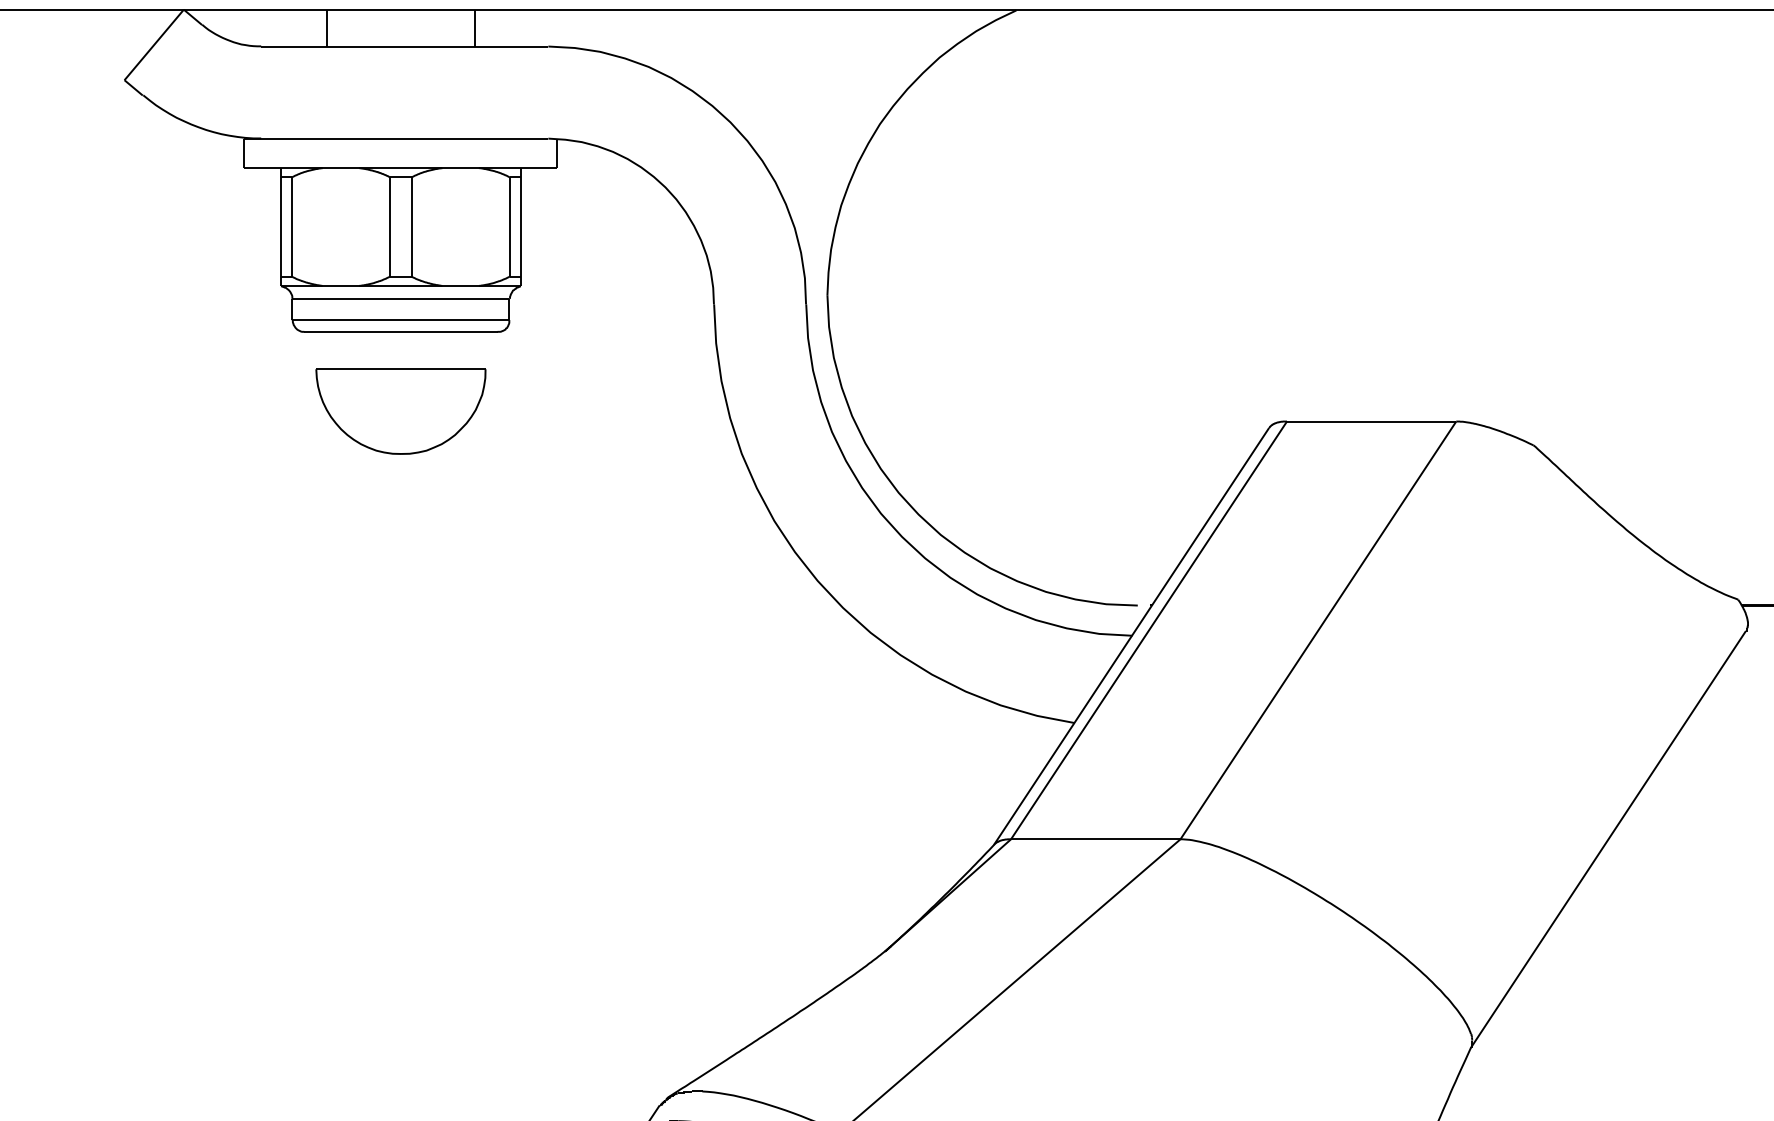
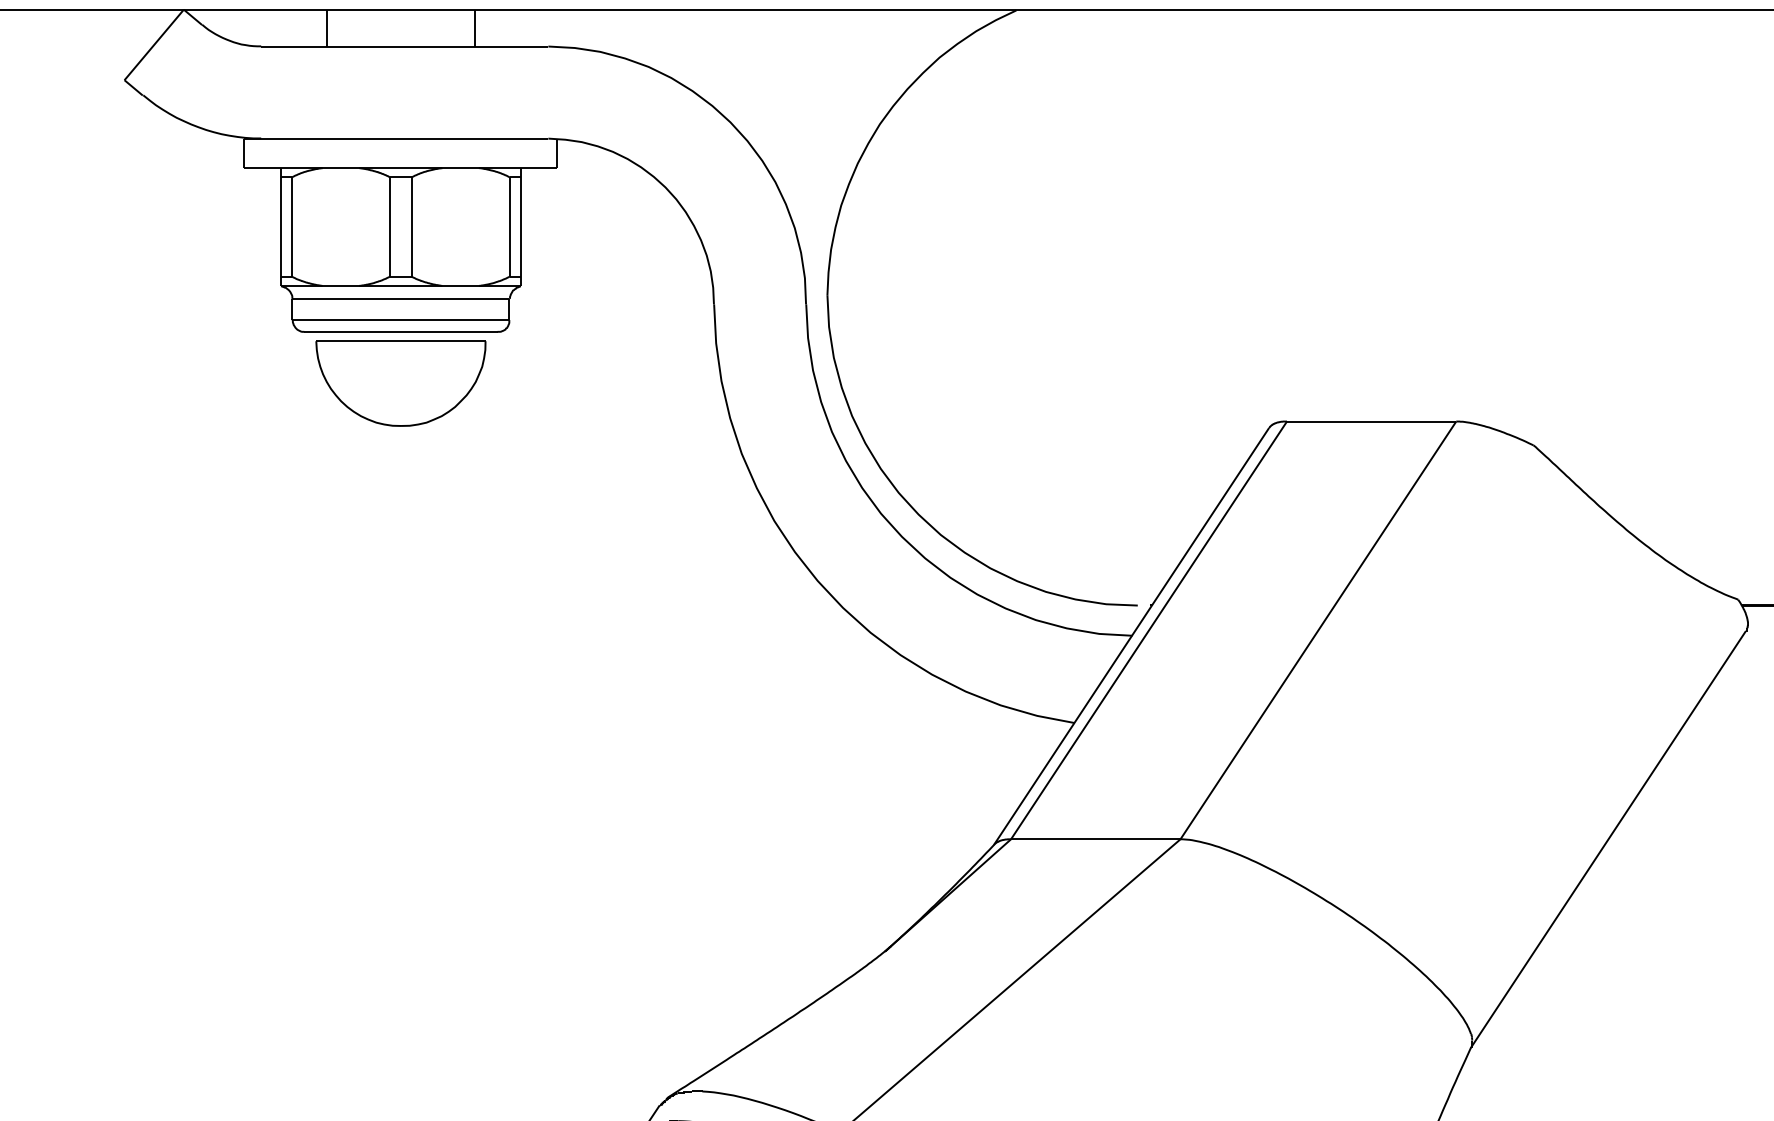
part position: (400, 411) -> (400, 383) (400, 383)
